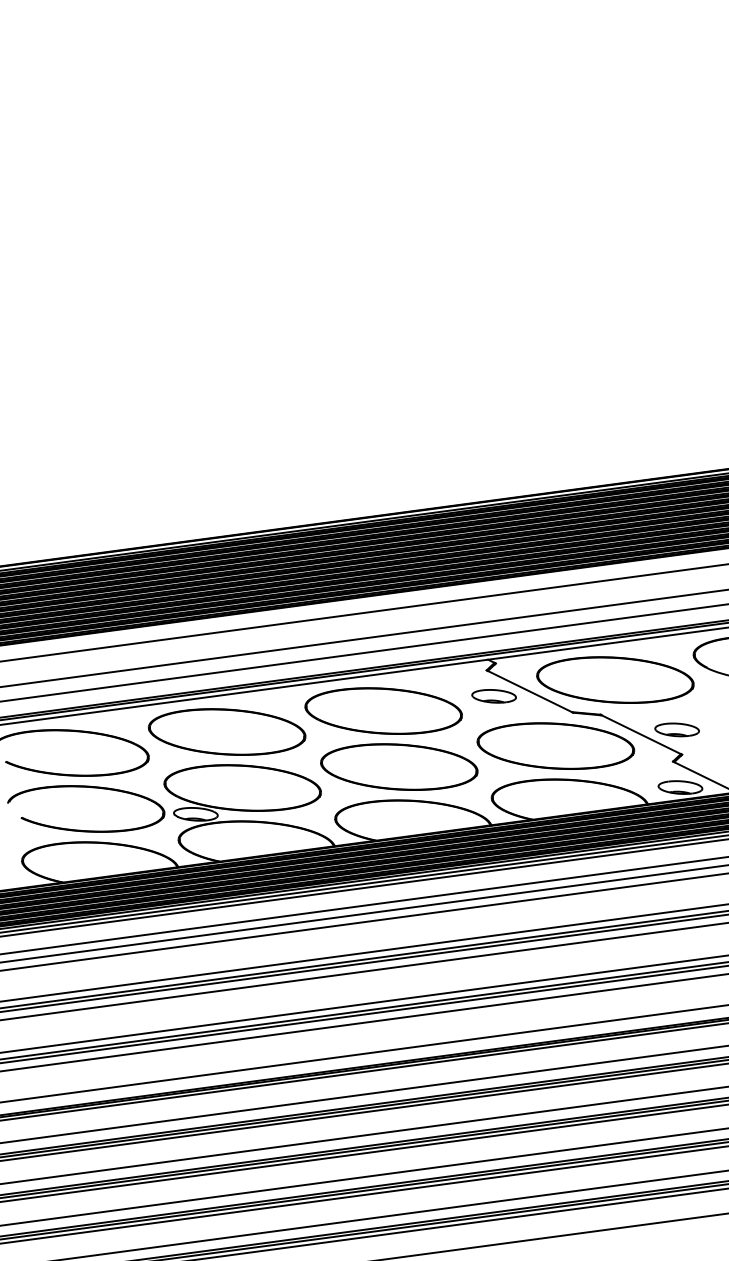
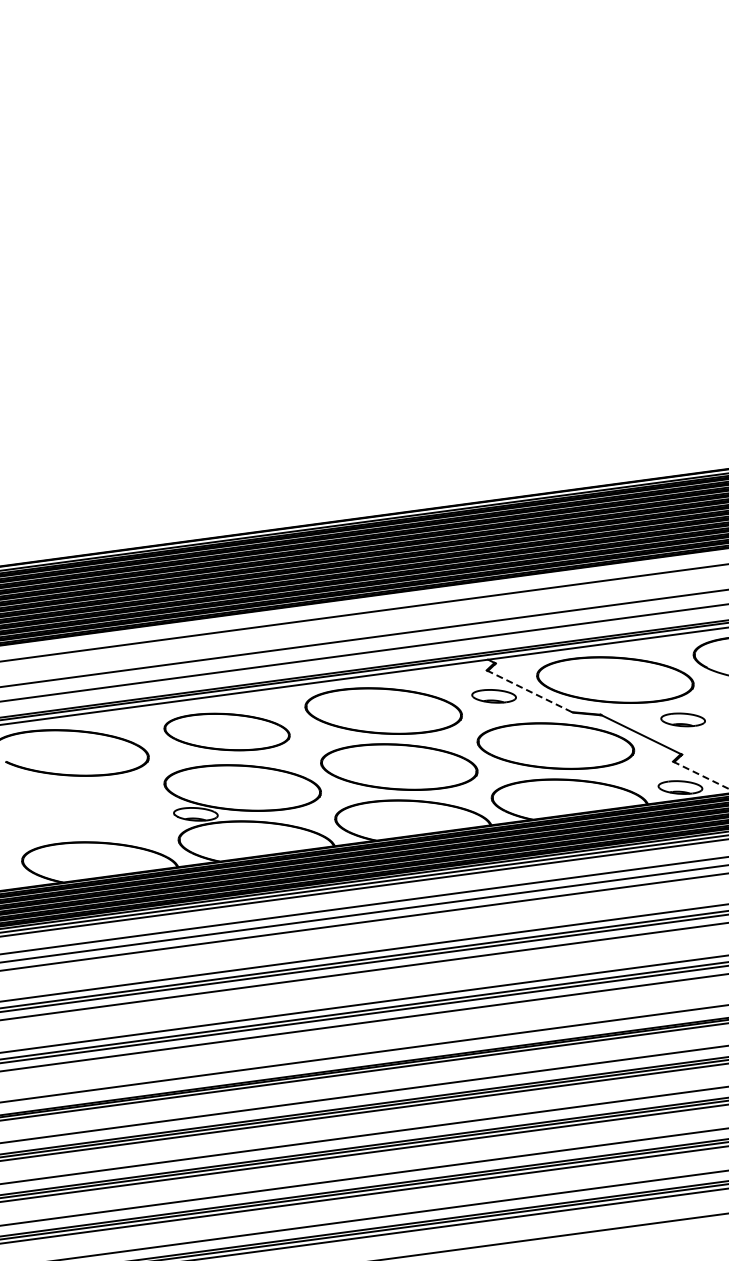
line: solid -> dashed (530, 691)
part position: (676, 729) -> (682, 719) (682, 719)
part size: 160x48 px -> 128x40 px (226, 731)
line: solid -> dashed (700, 775)
part: present -> none (92, 788)
